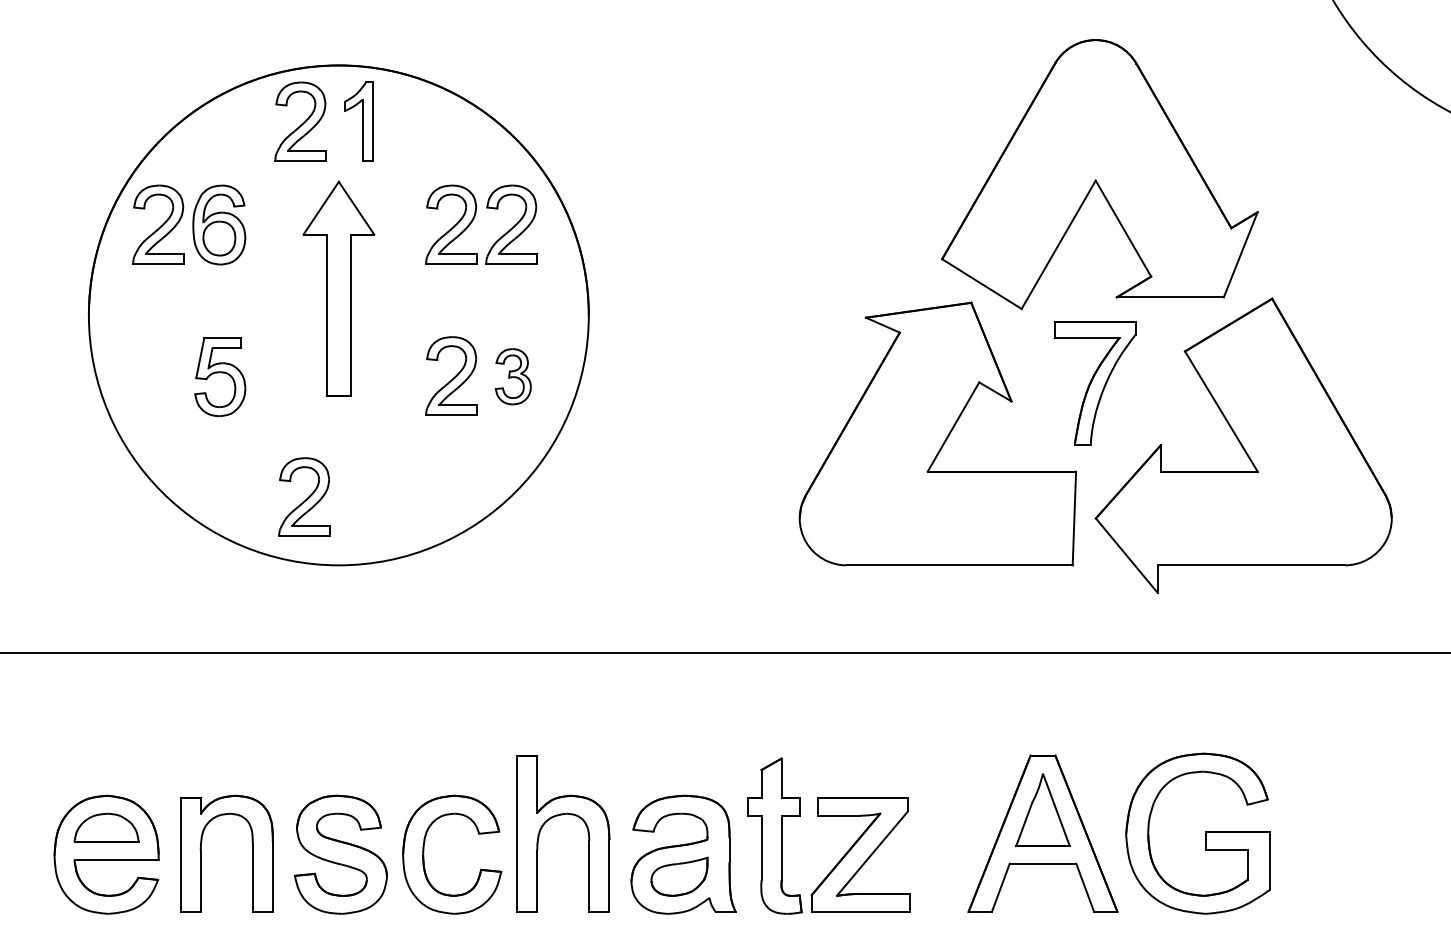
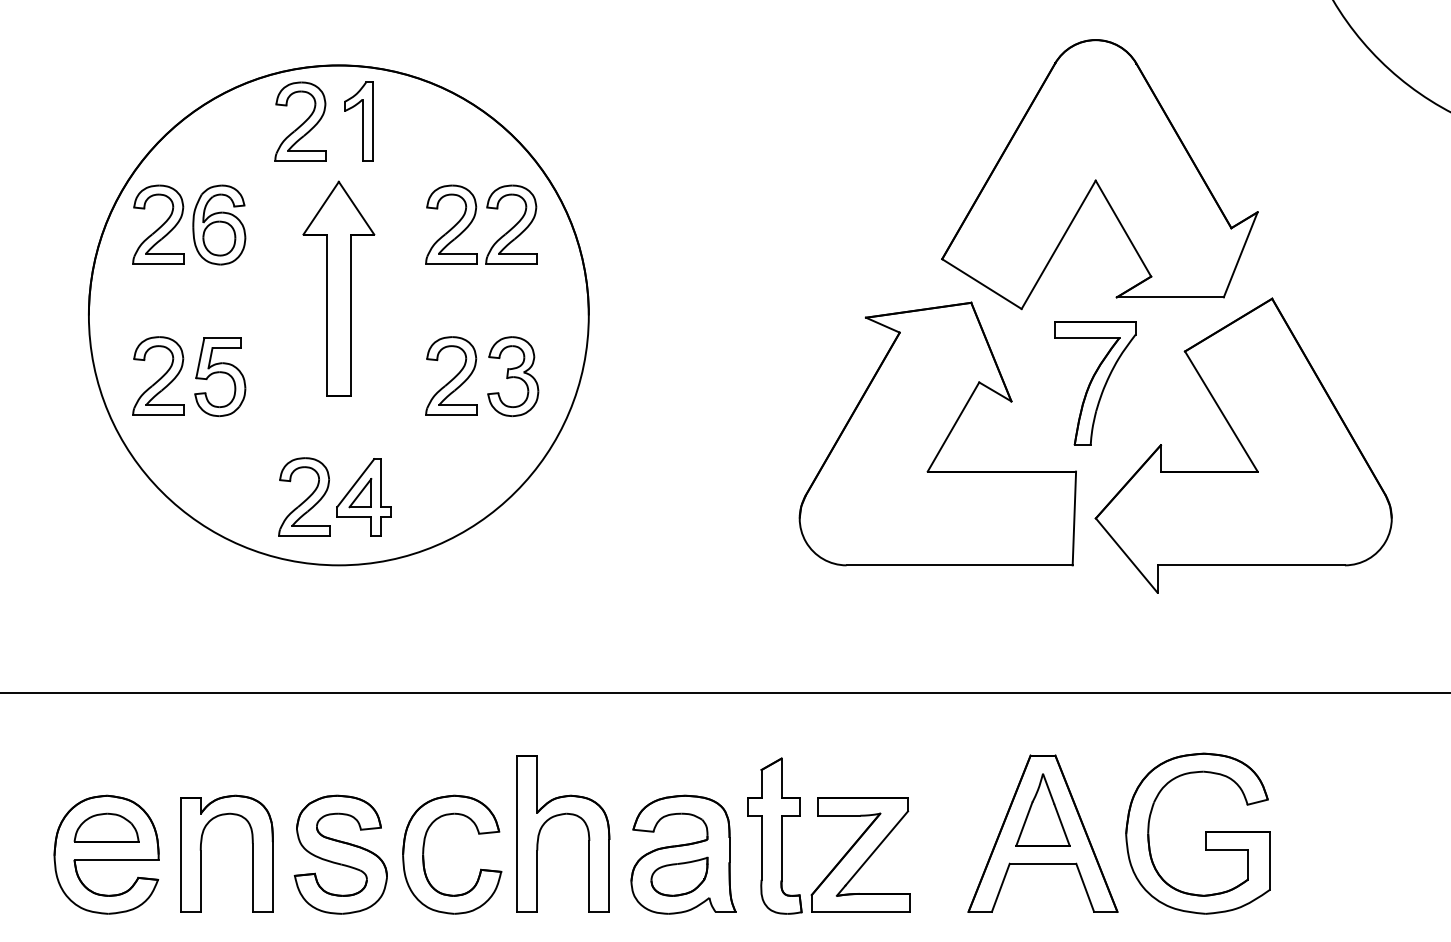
part: none -> present (158, 375)
part size: 38x58 px -> 53x82 px (513, 376)
part: none -> present (363, 497)
line position: (724, 653) -> (724, 693) (724, 693)
